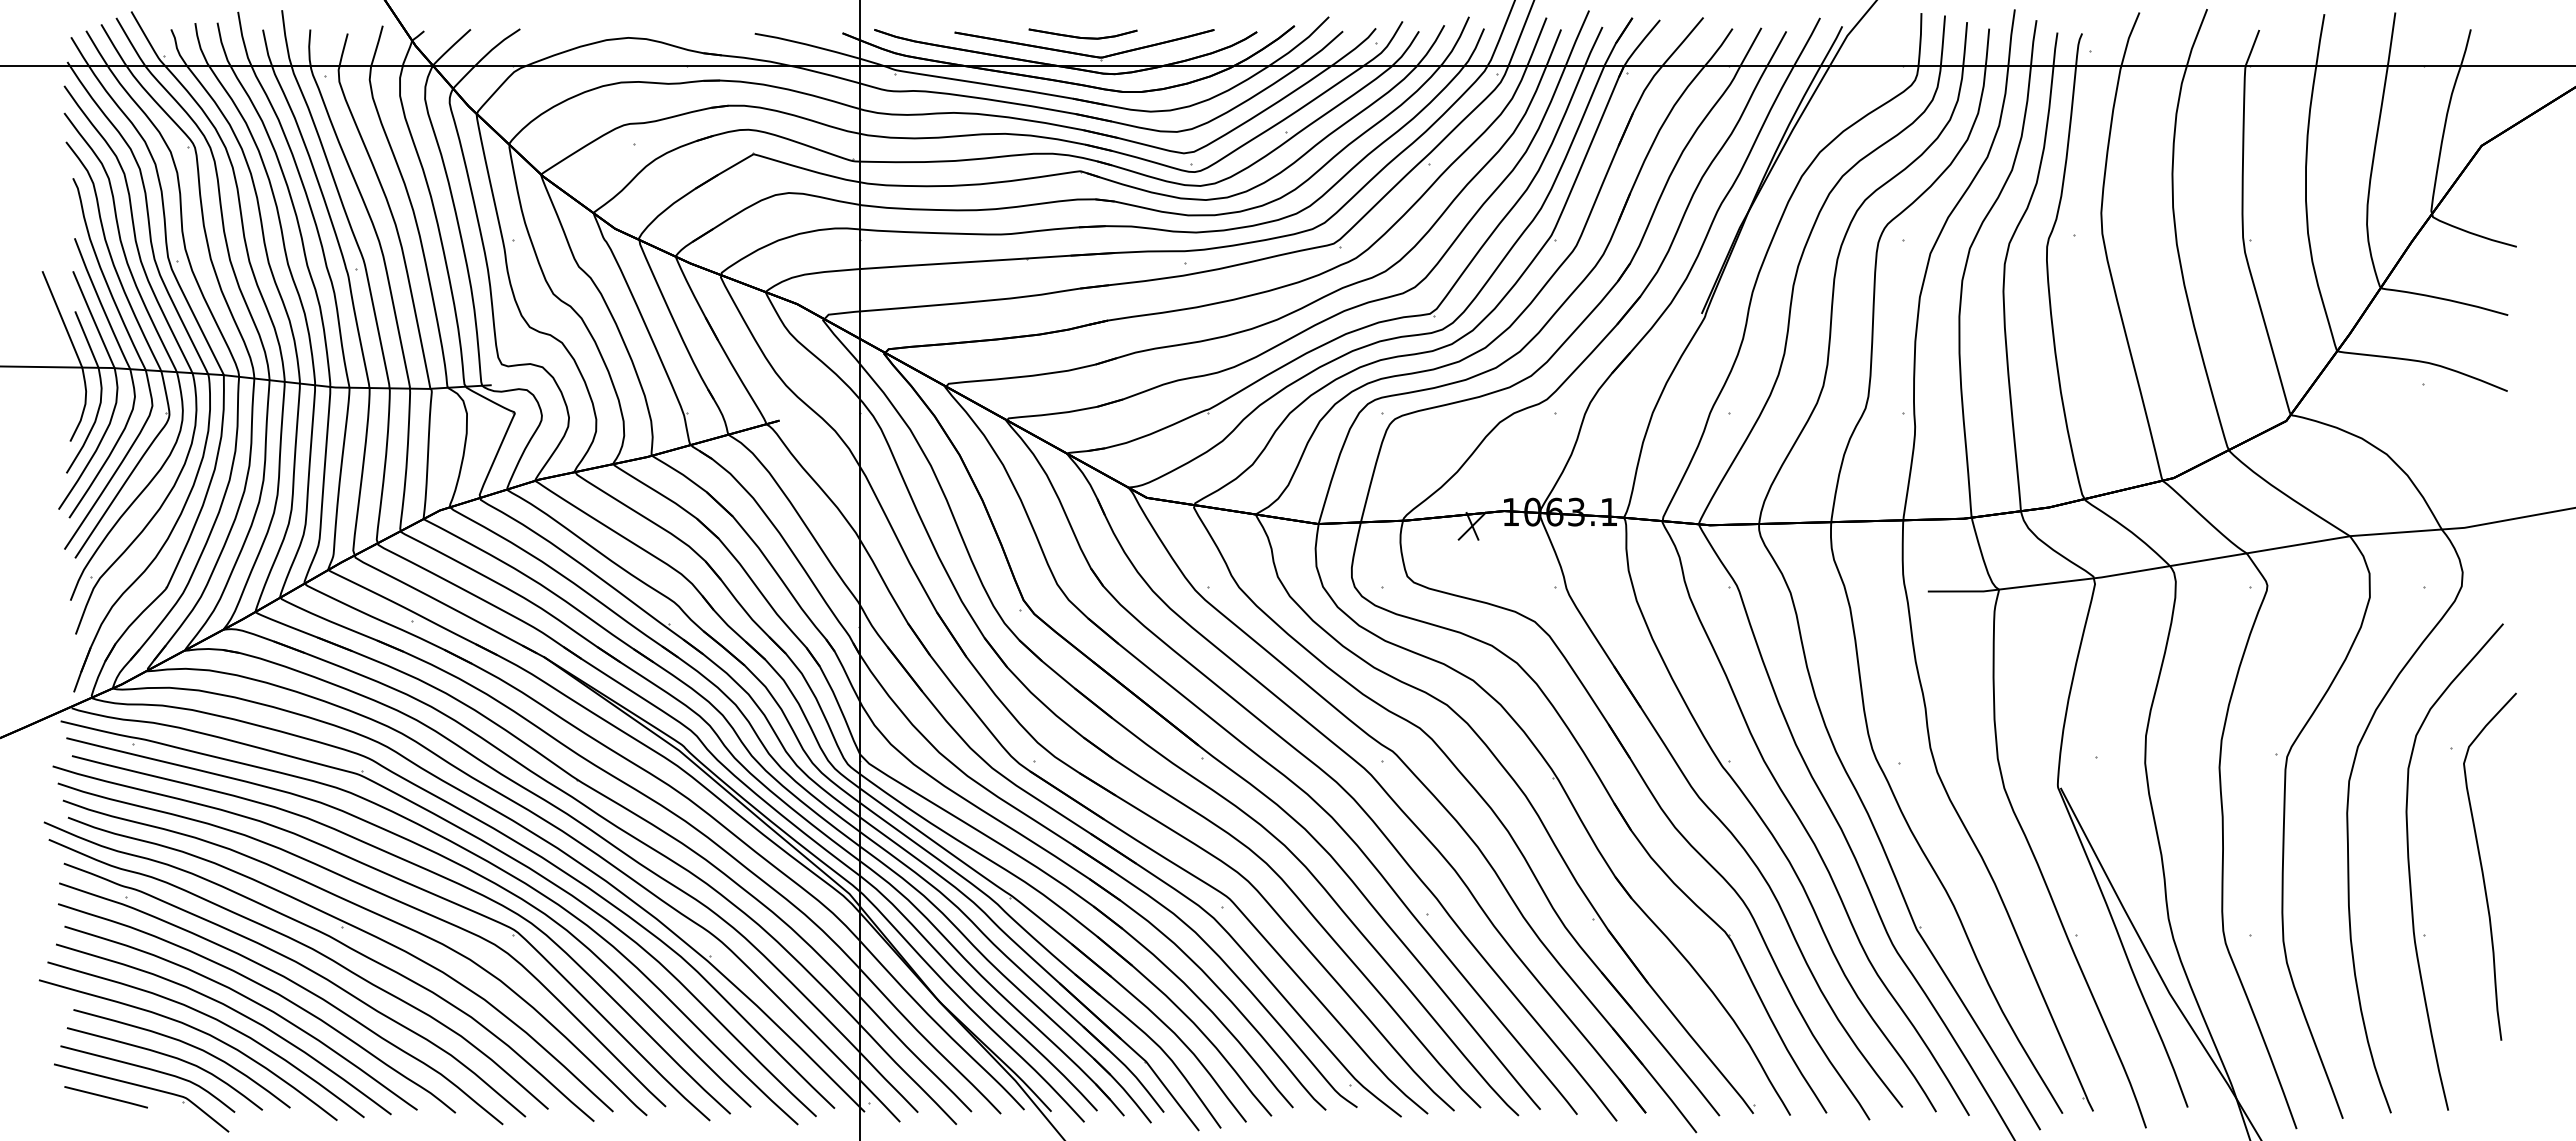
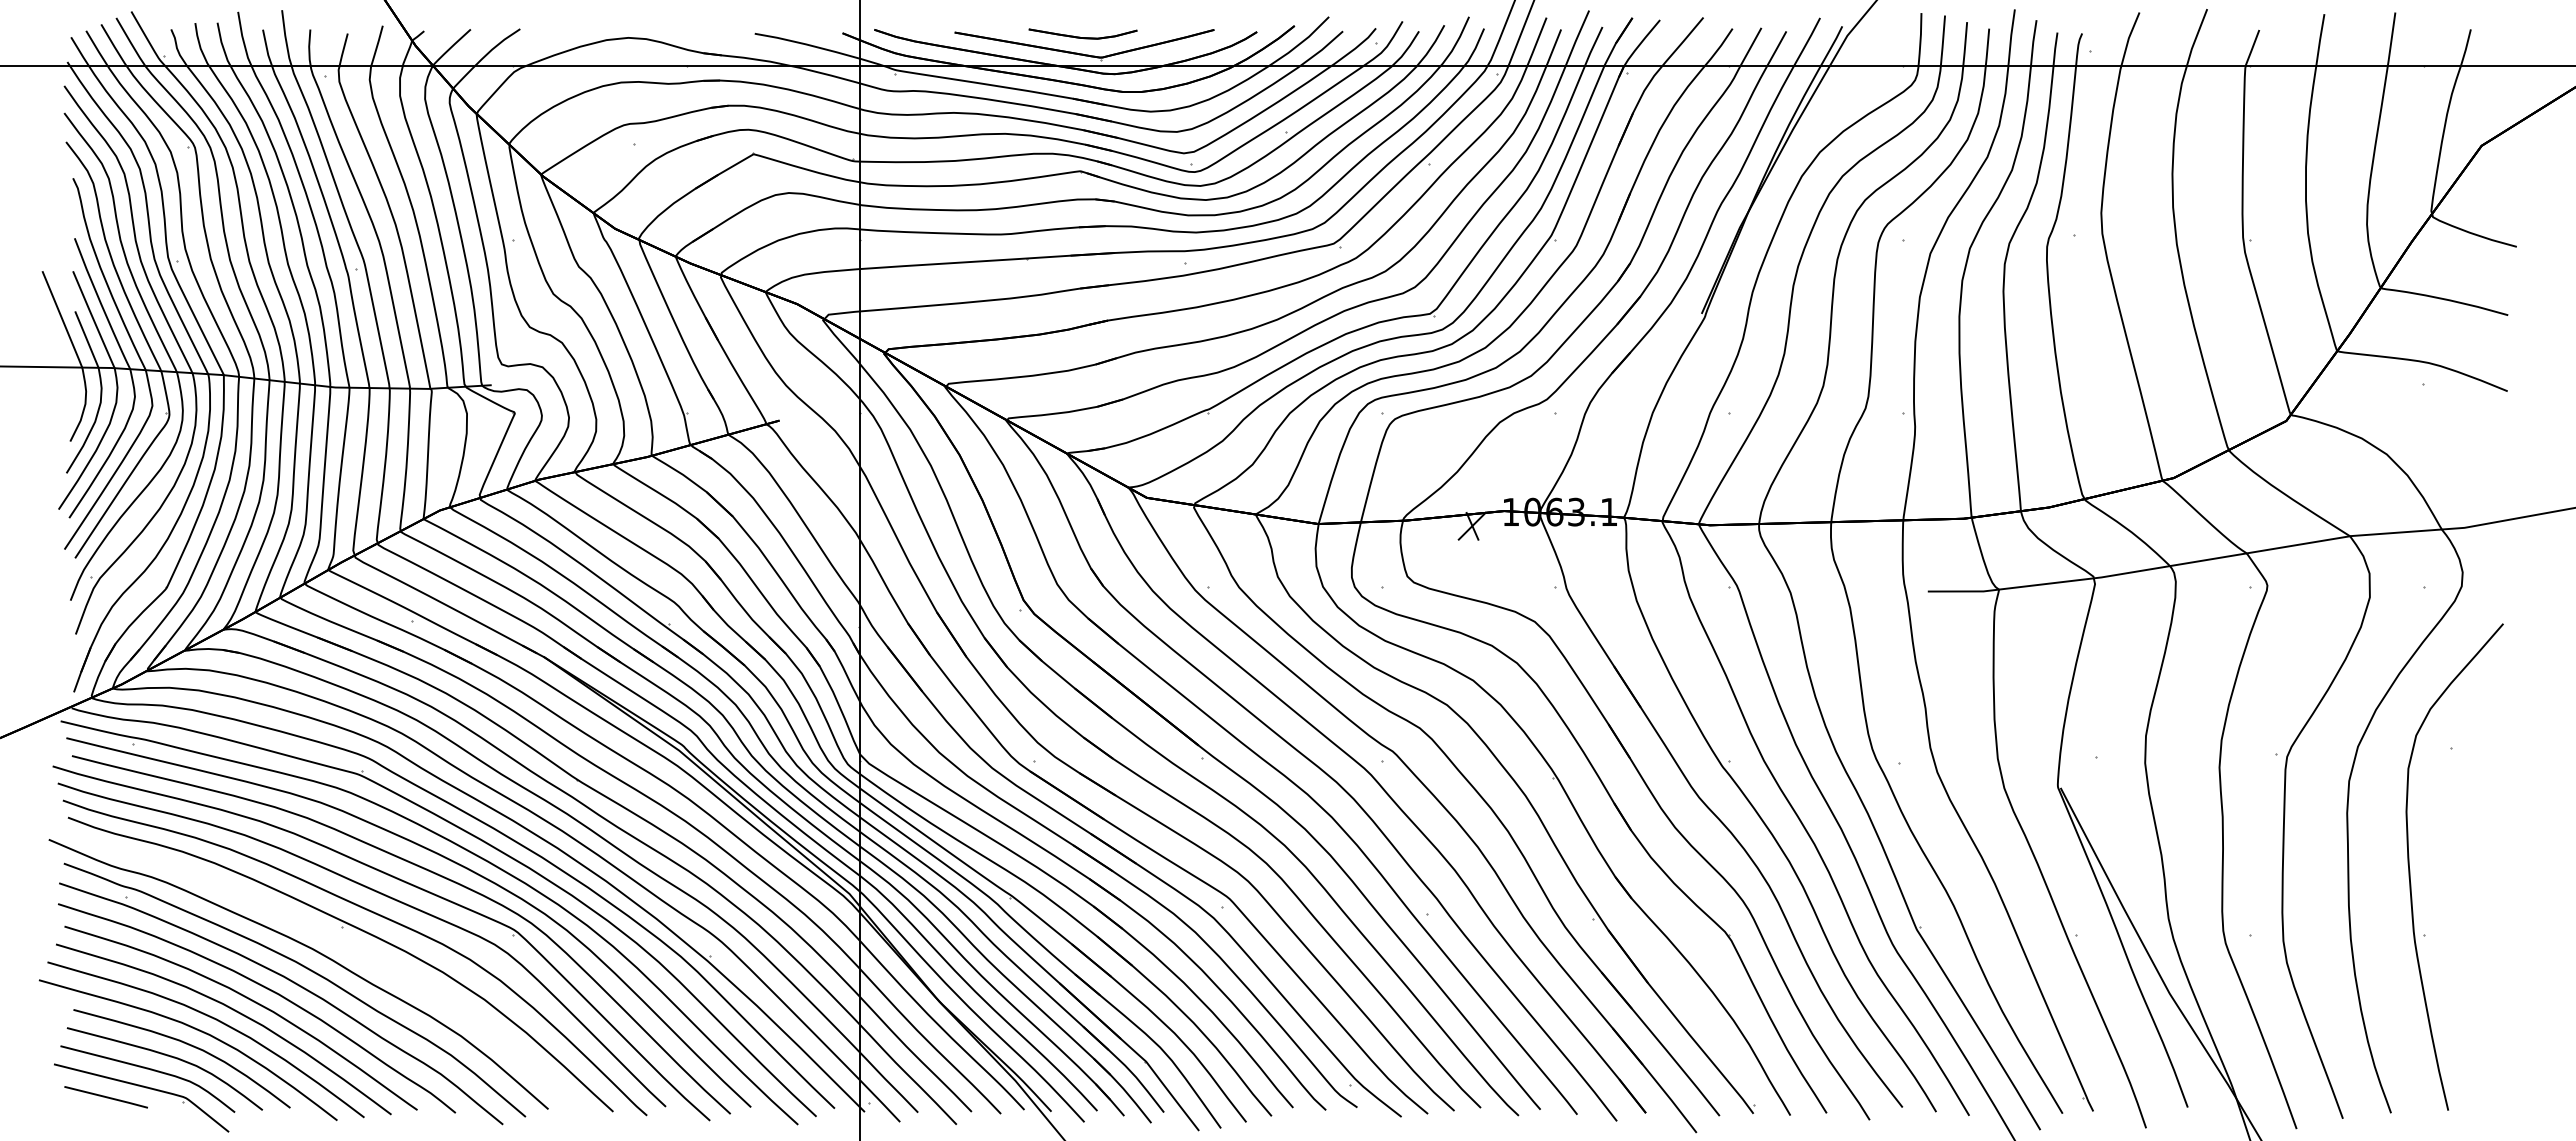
curve: present -> none (2482, 866)
curve: present -> none (334, 940)
